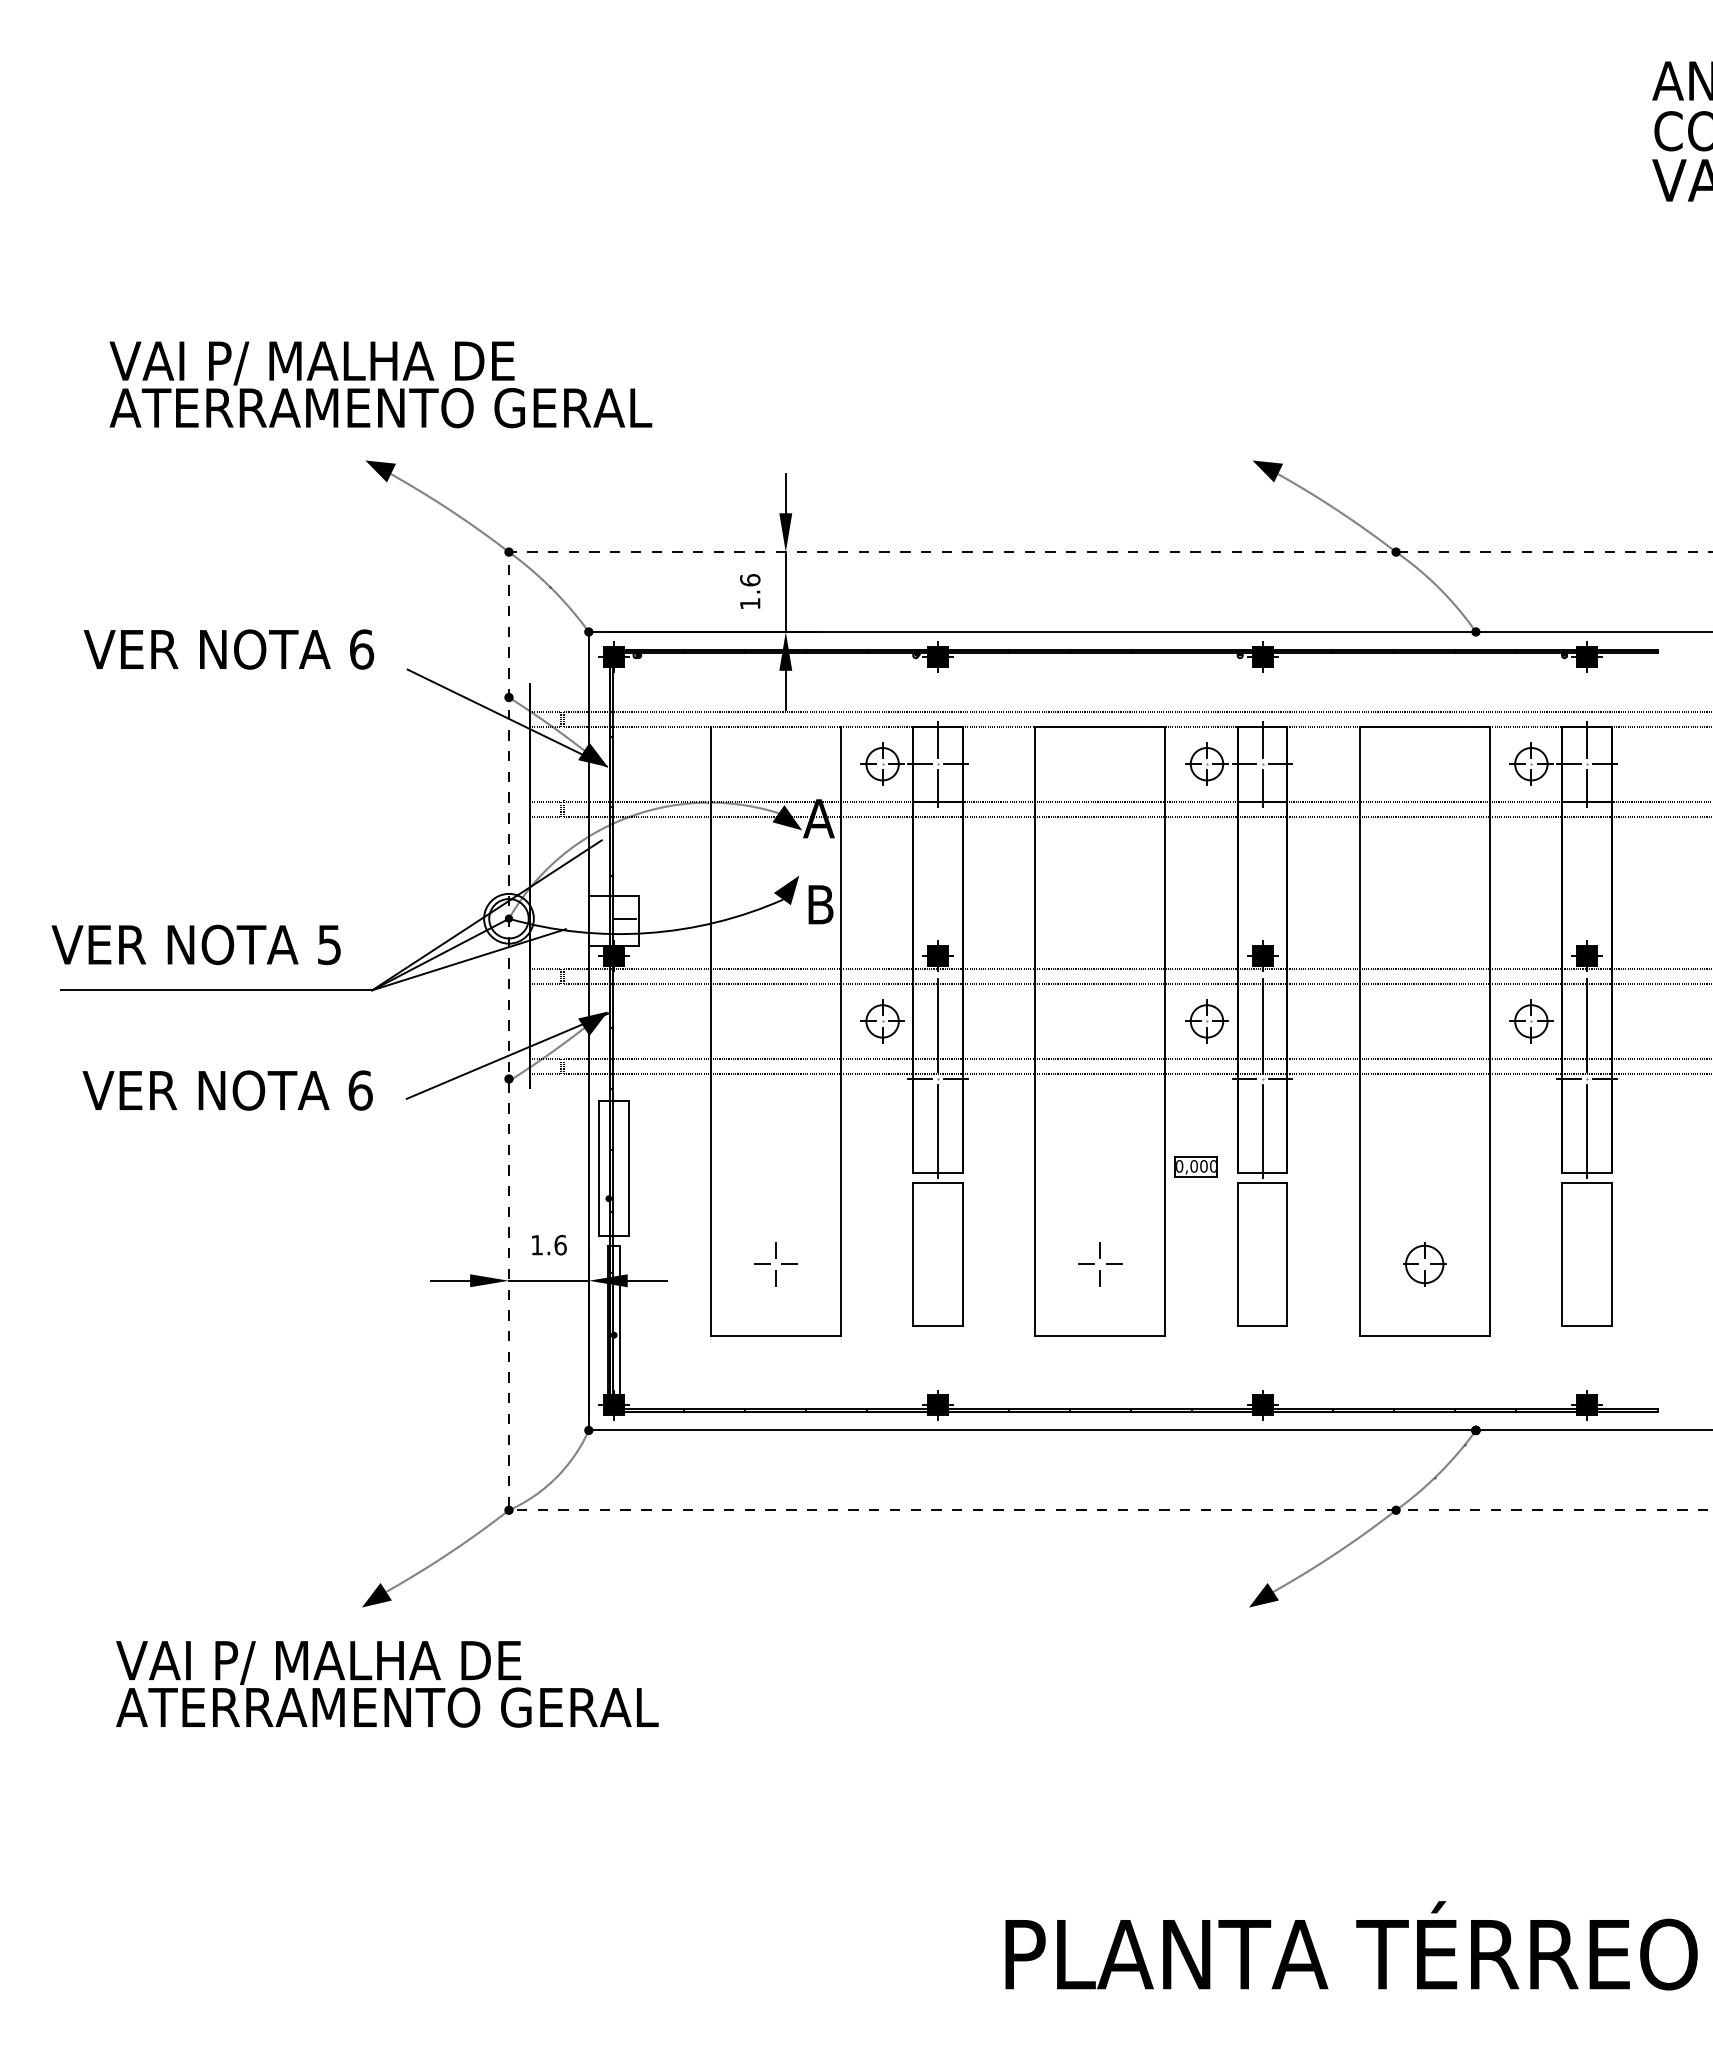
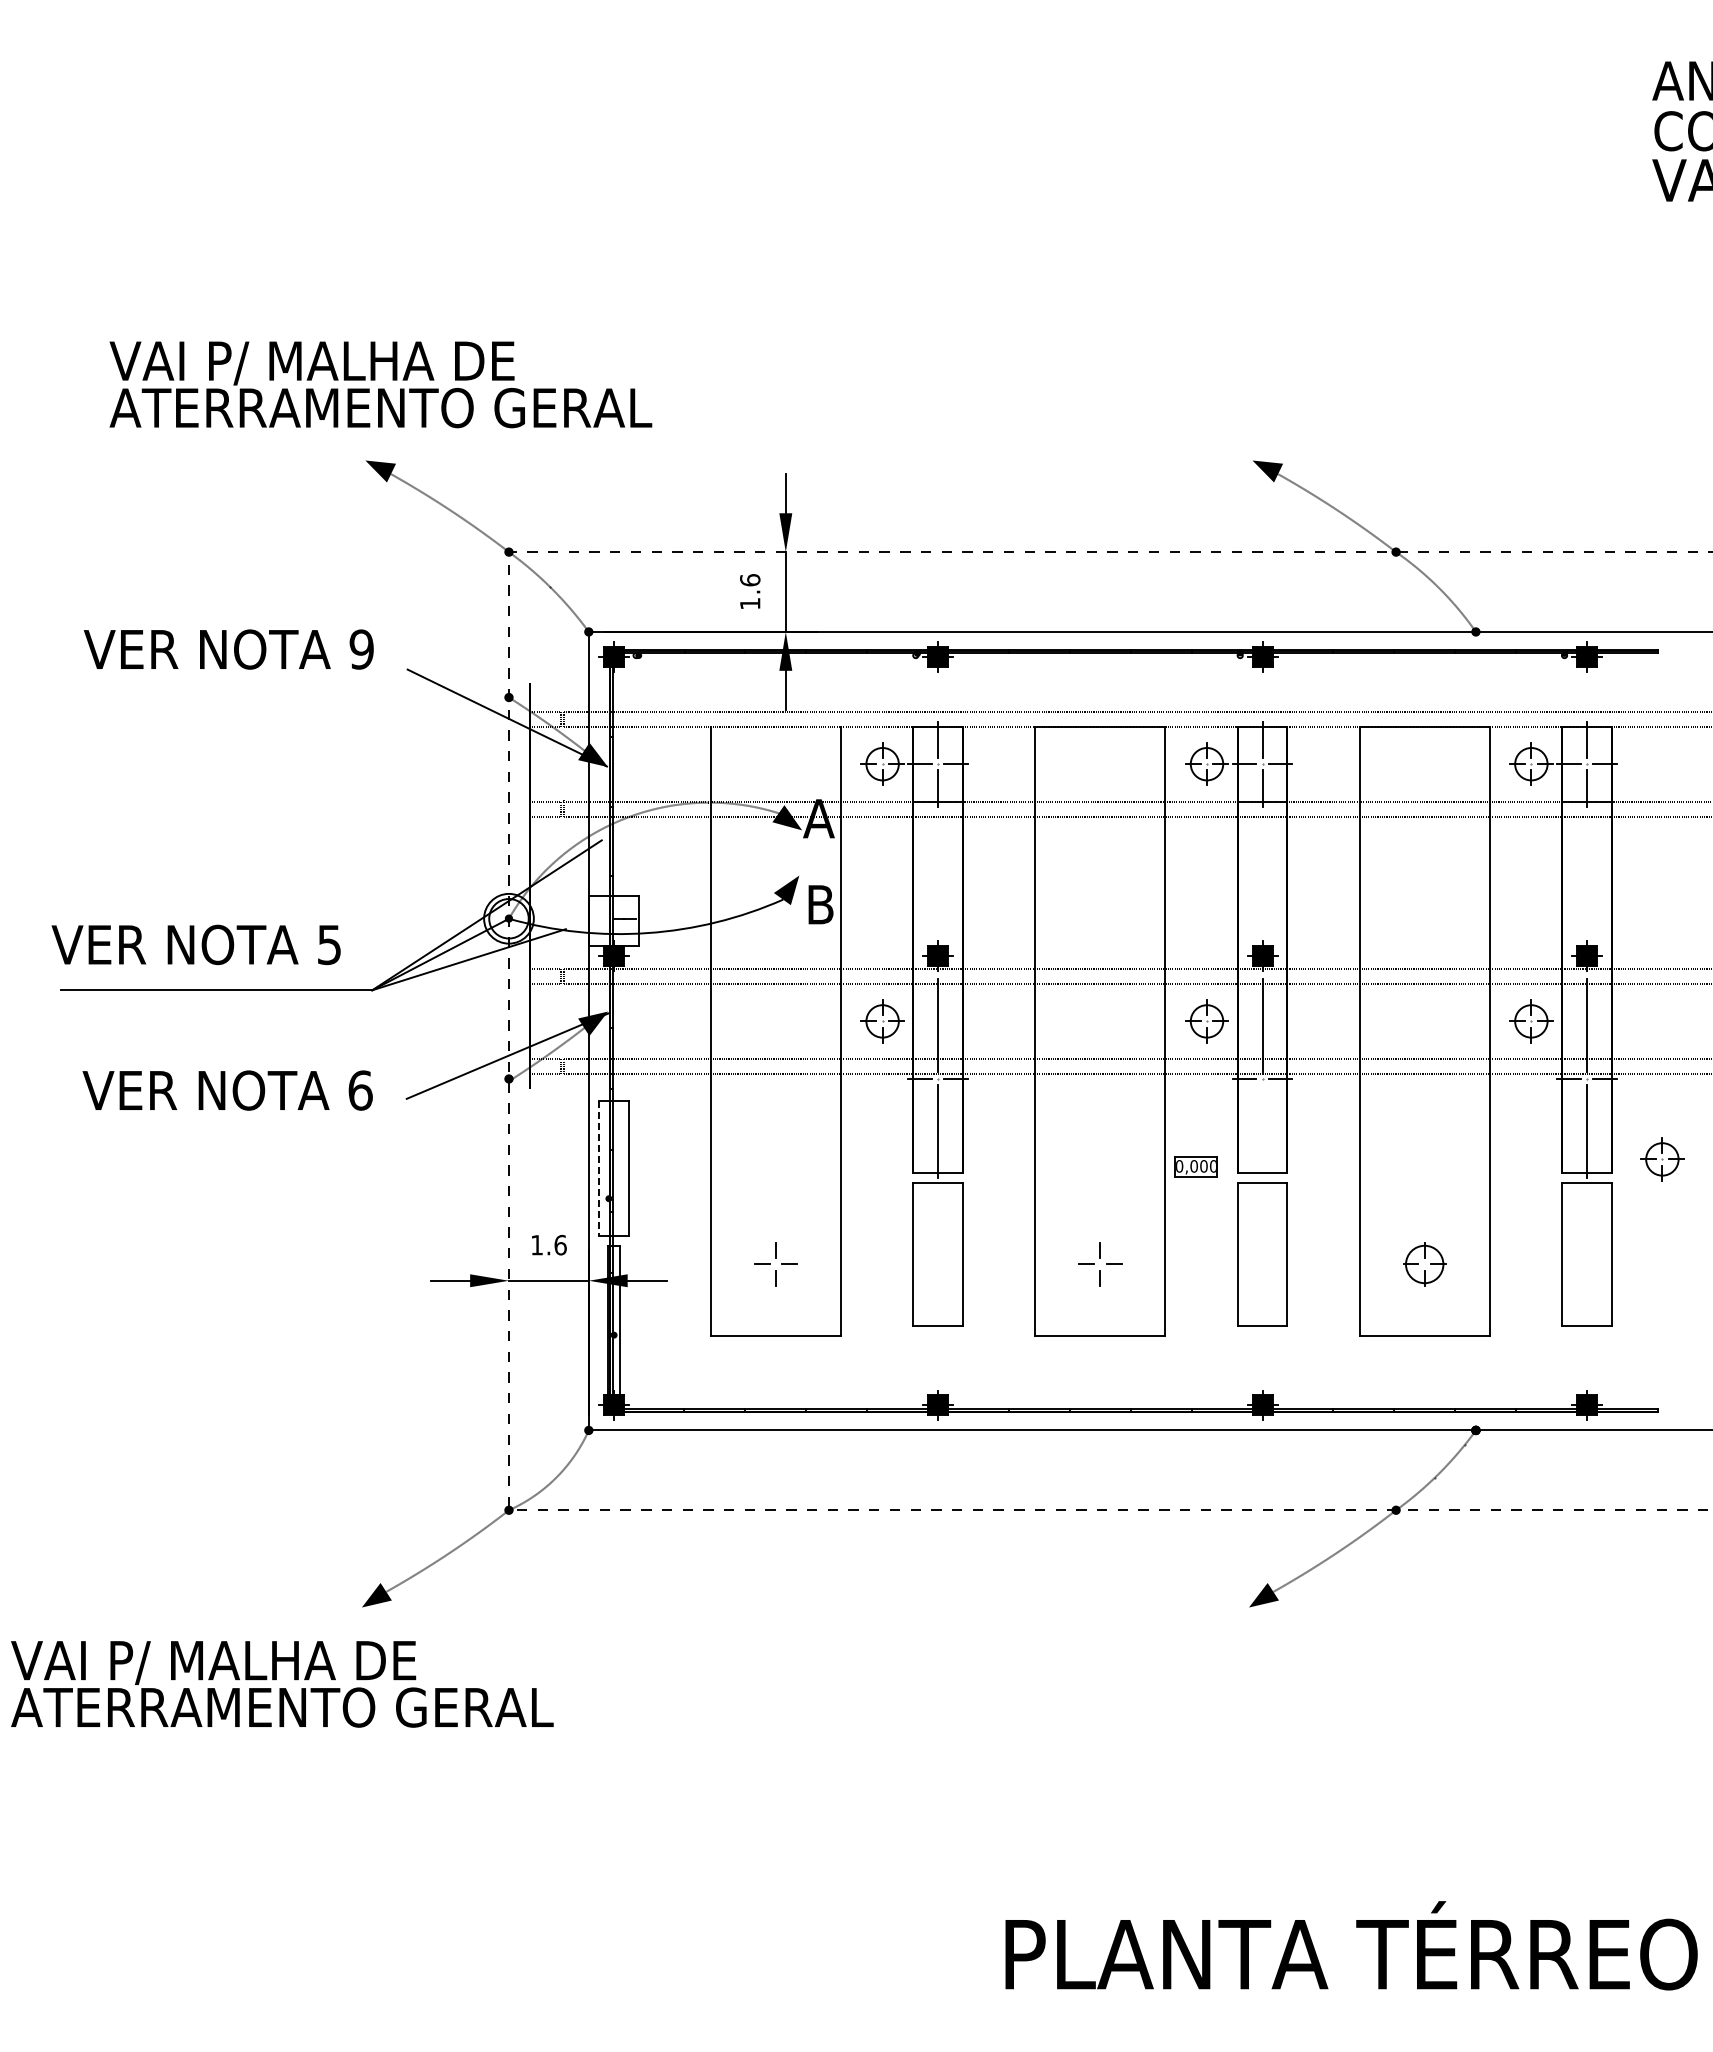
text: 6 -> 9 (361, 649)
line: present -> none (1262, 1131)
part: none -> present (1662, 1159)
line: solid -> dashed (598, 1168)
text position: (387, 1684) -> (282, 1684) (282, 1684)
